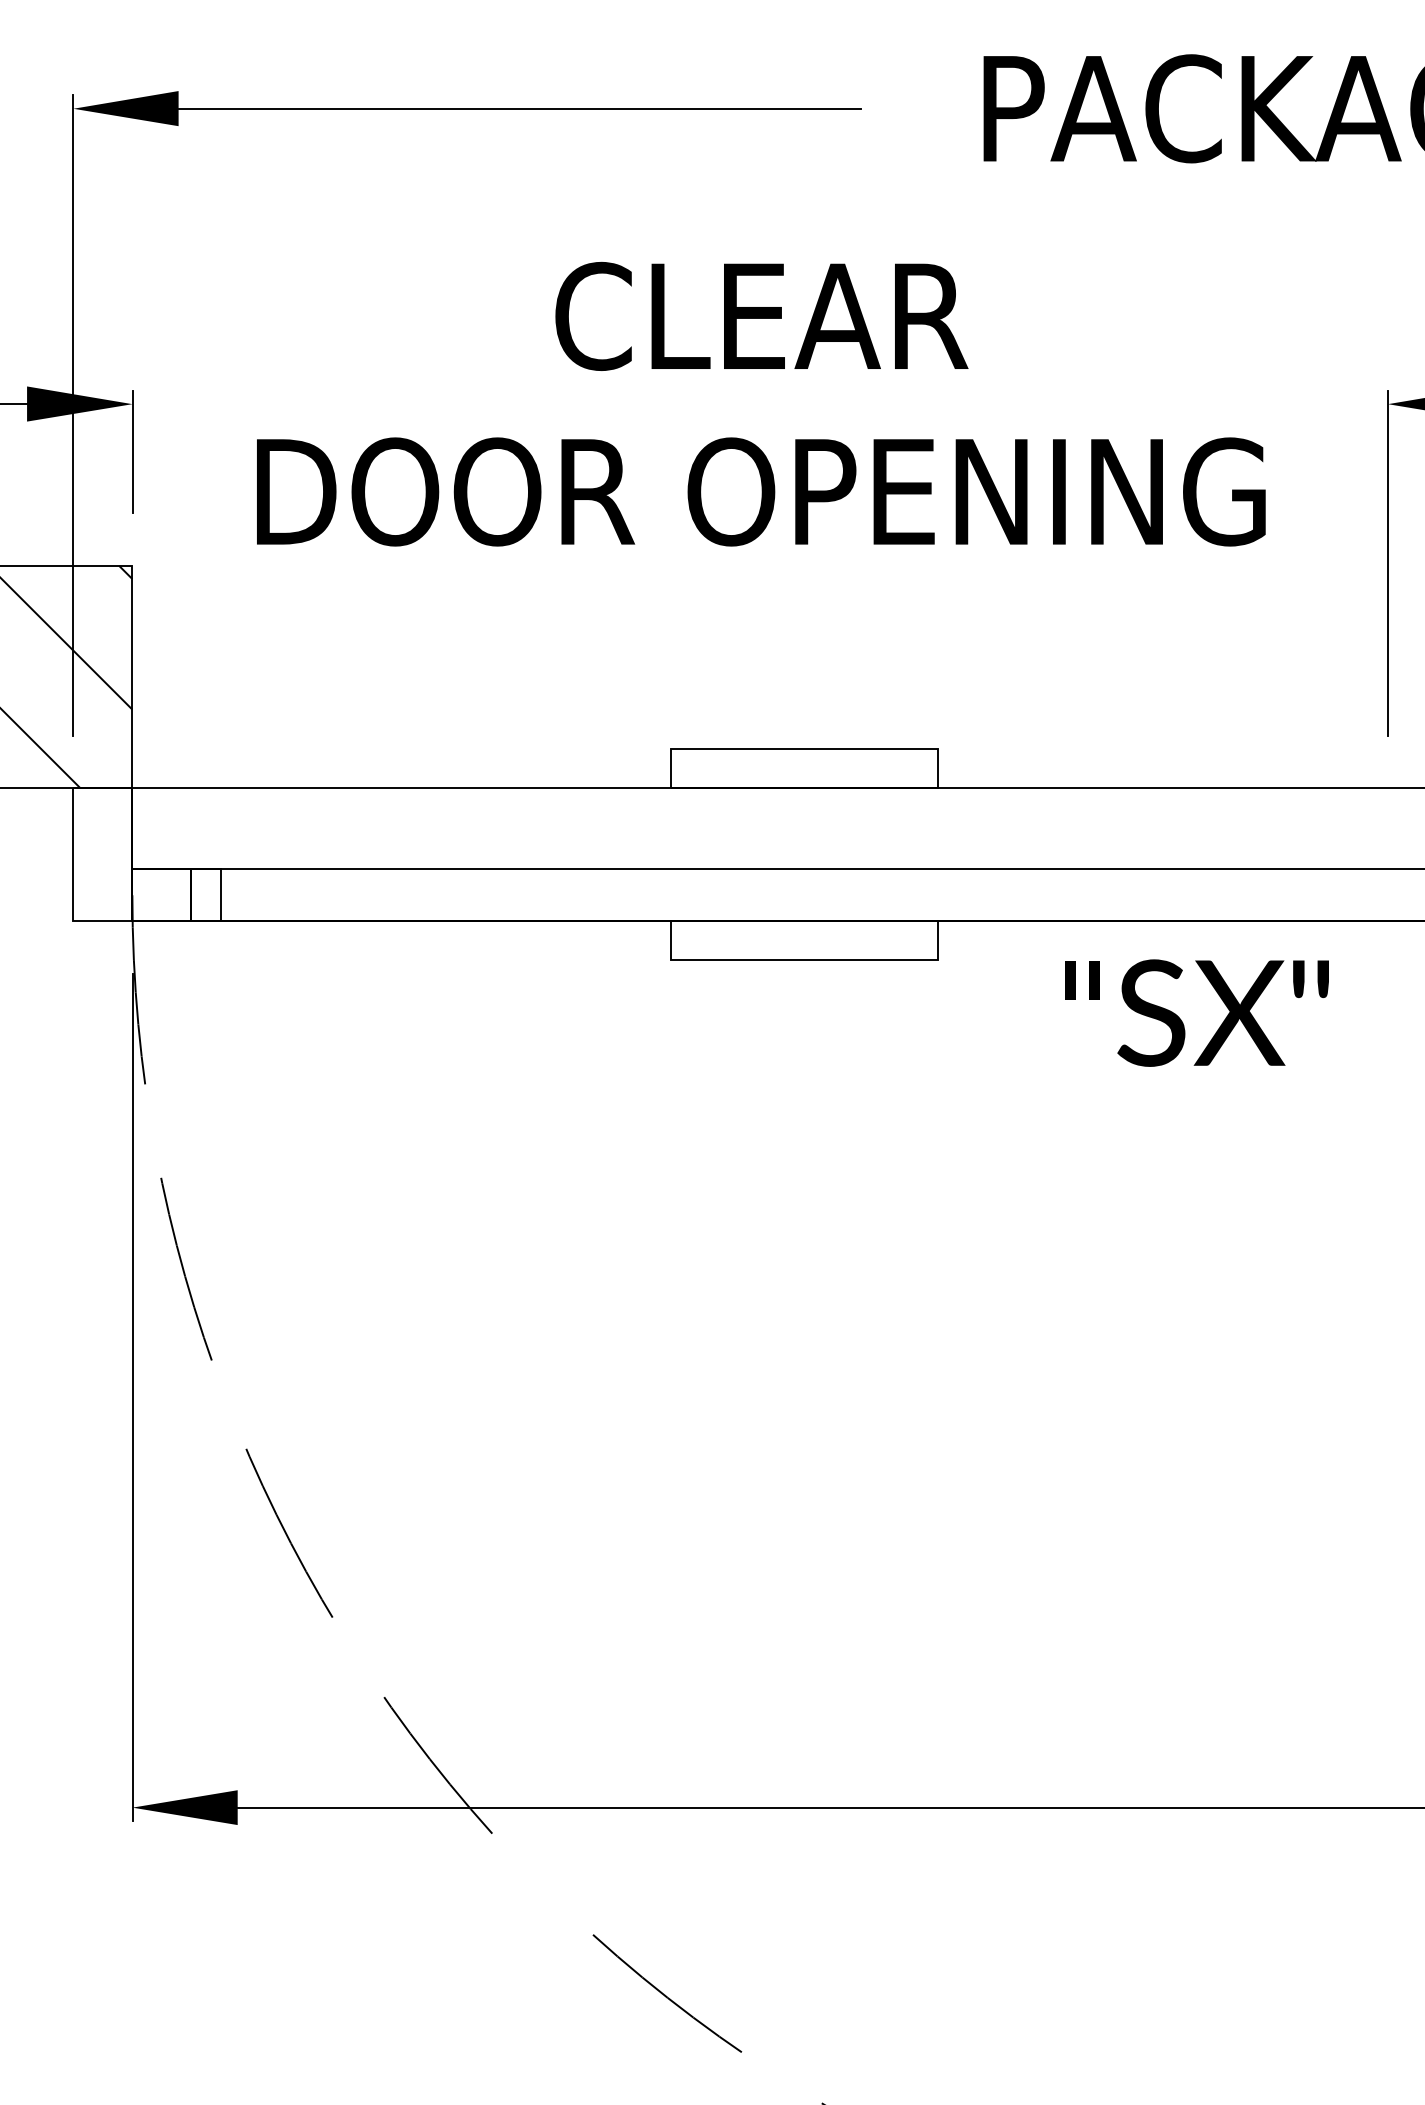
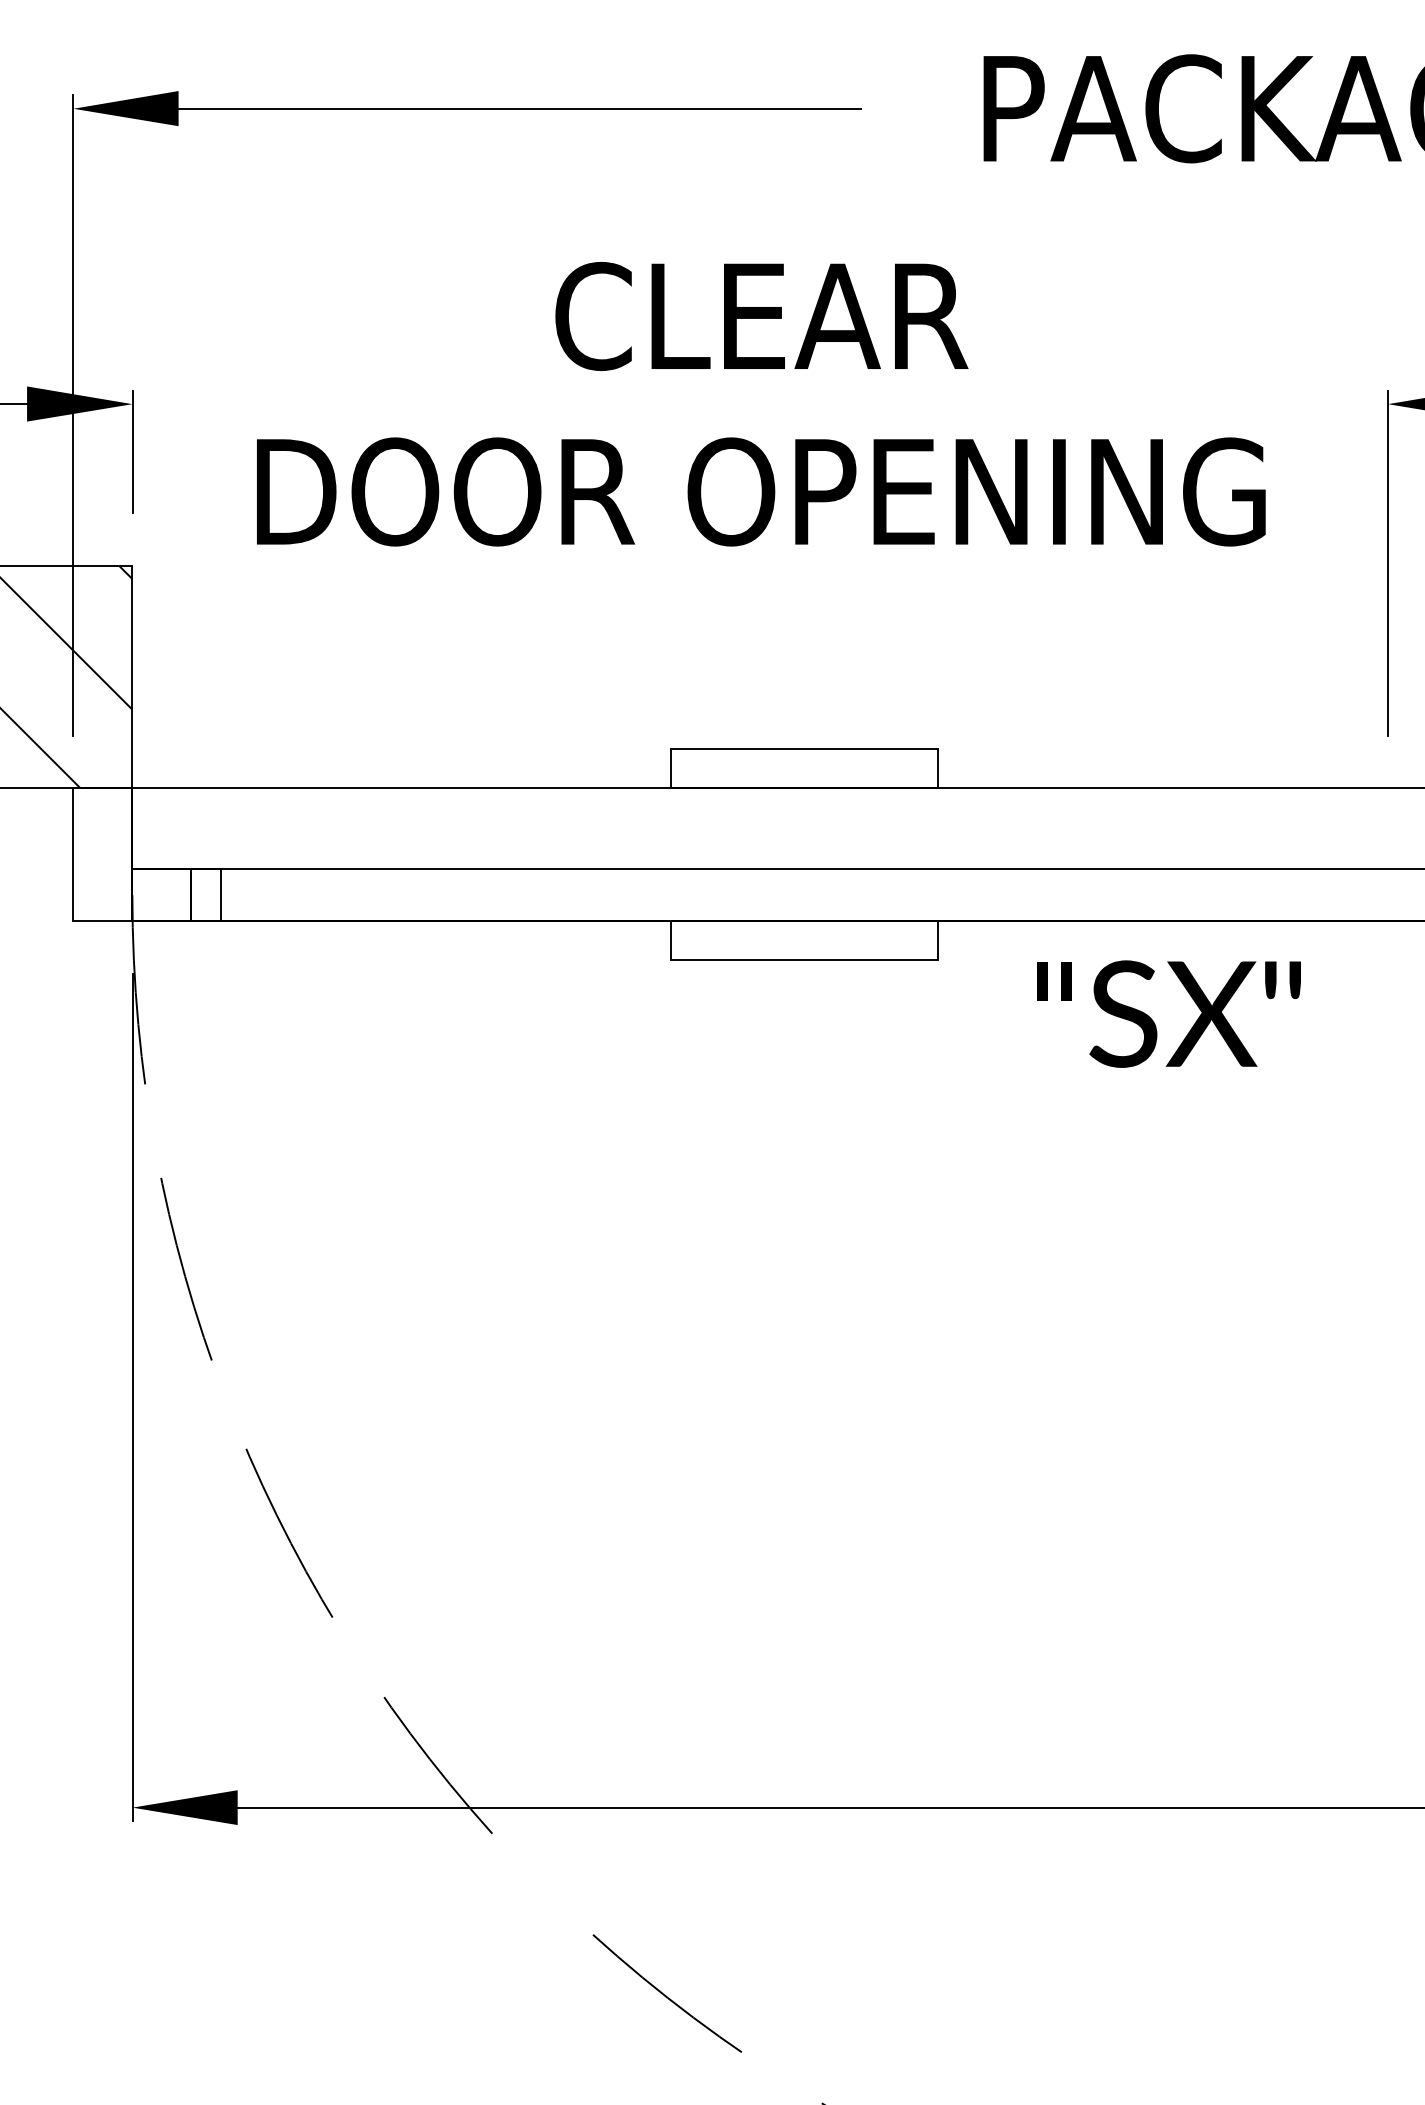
text position: (1196, 1012) -> (1168, 1013) (1168, 1013)
